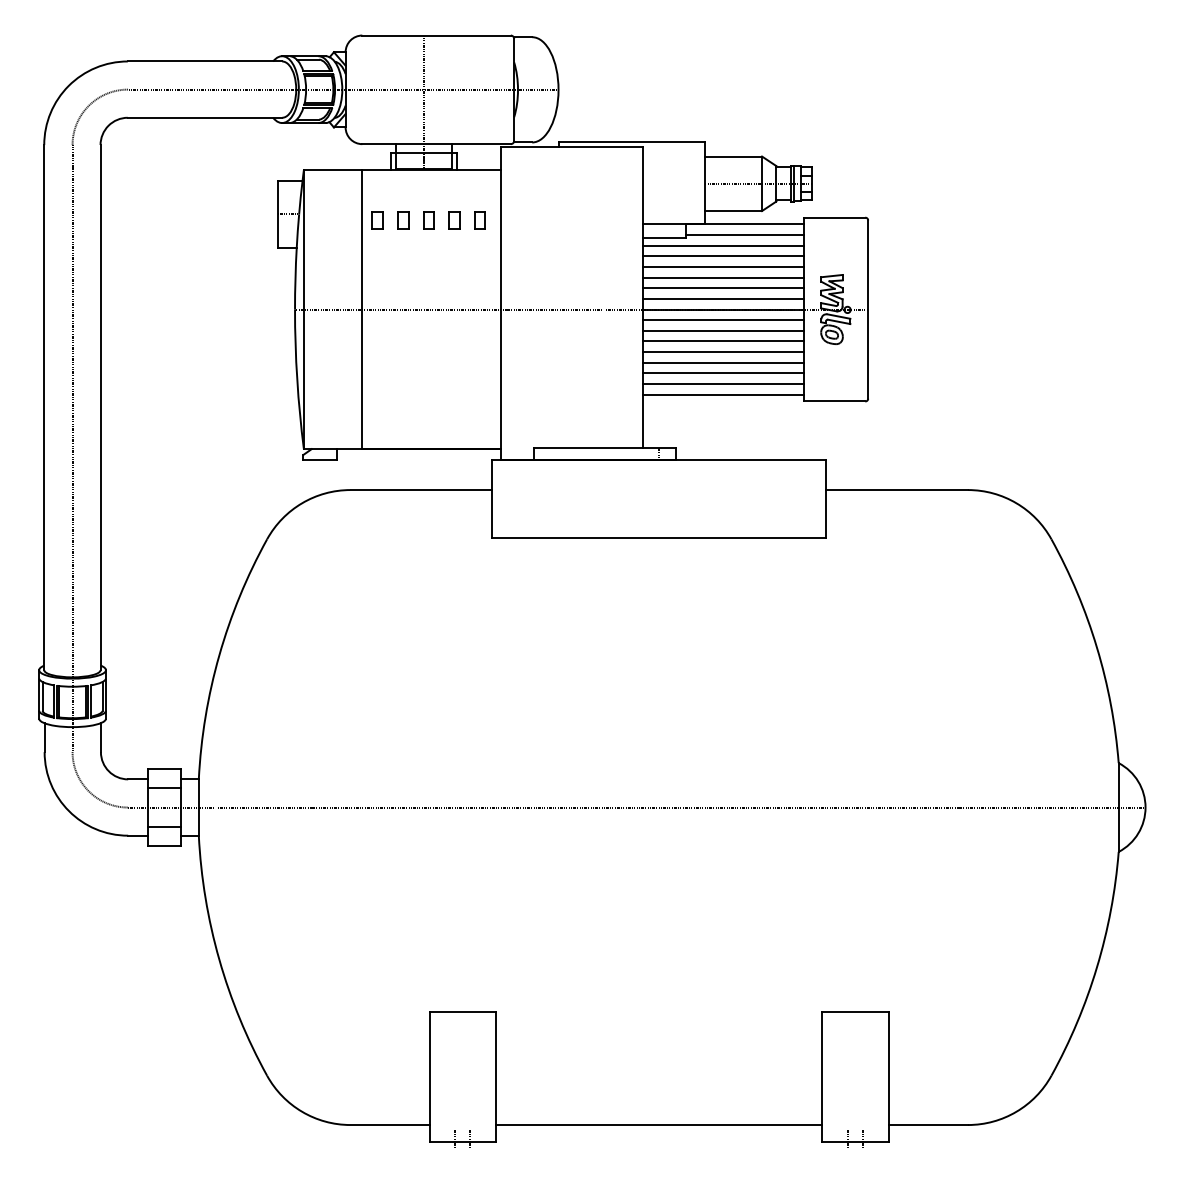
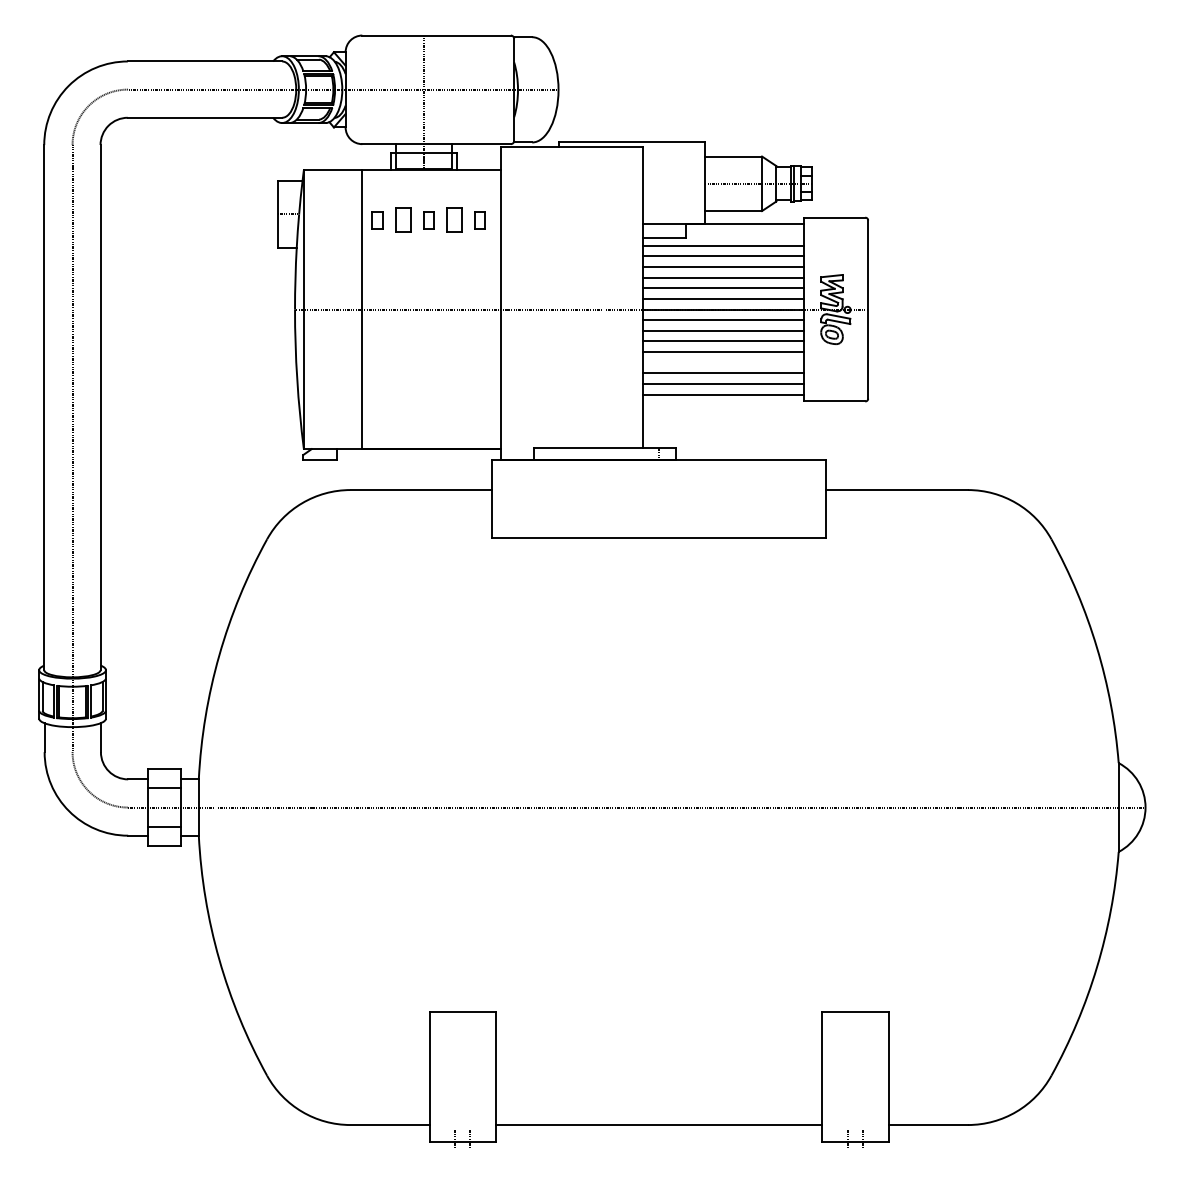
part size: 13x19 px -> 17x26 px (403, 219)
part size: 13x19 px -> 17x26 px (454, 219)
line: present -> none (744, 235)
line: present -> none (722, 362)
